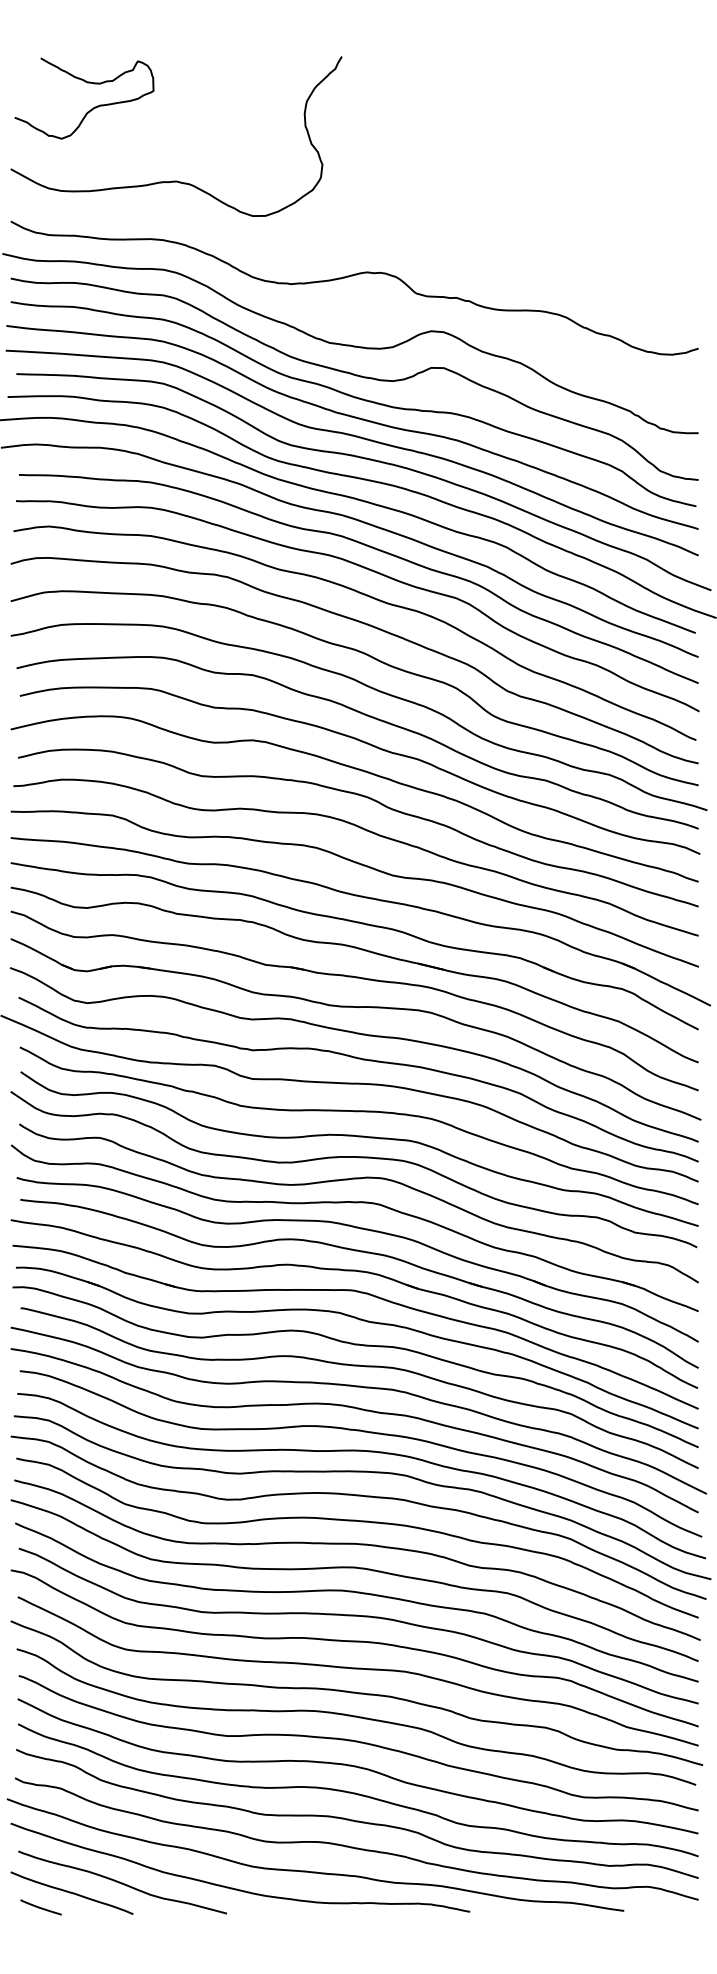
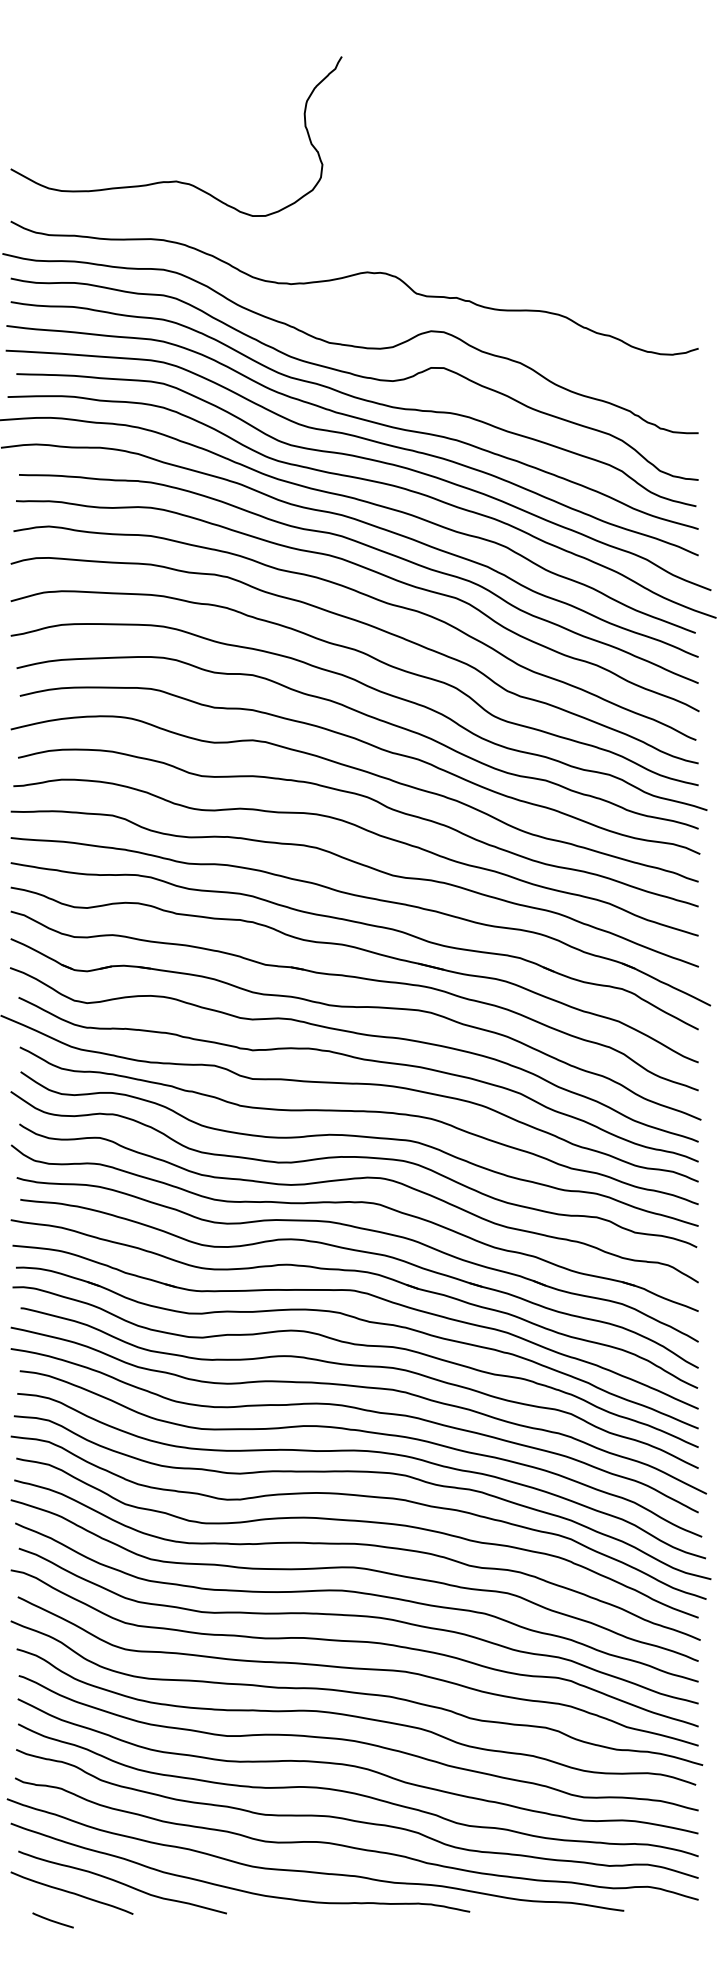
curve: present -> none (91, 108)
line position: (40, 1907) -> (52, 1920) (52, 1920)
